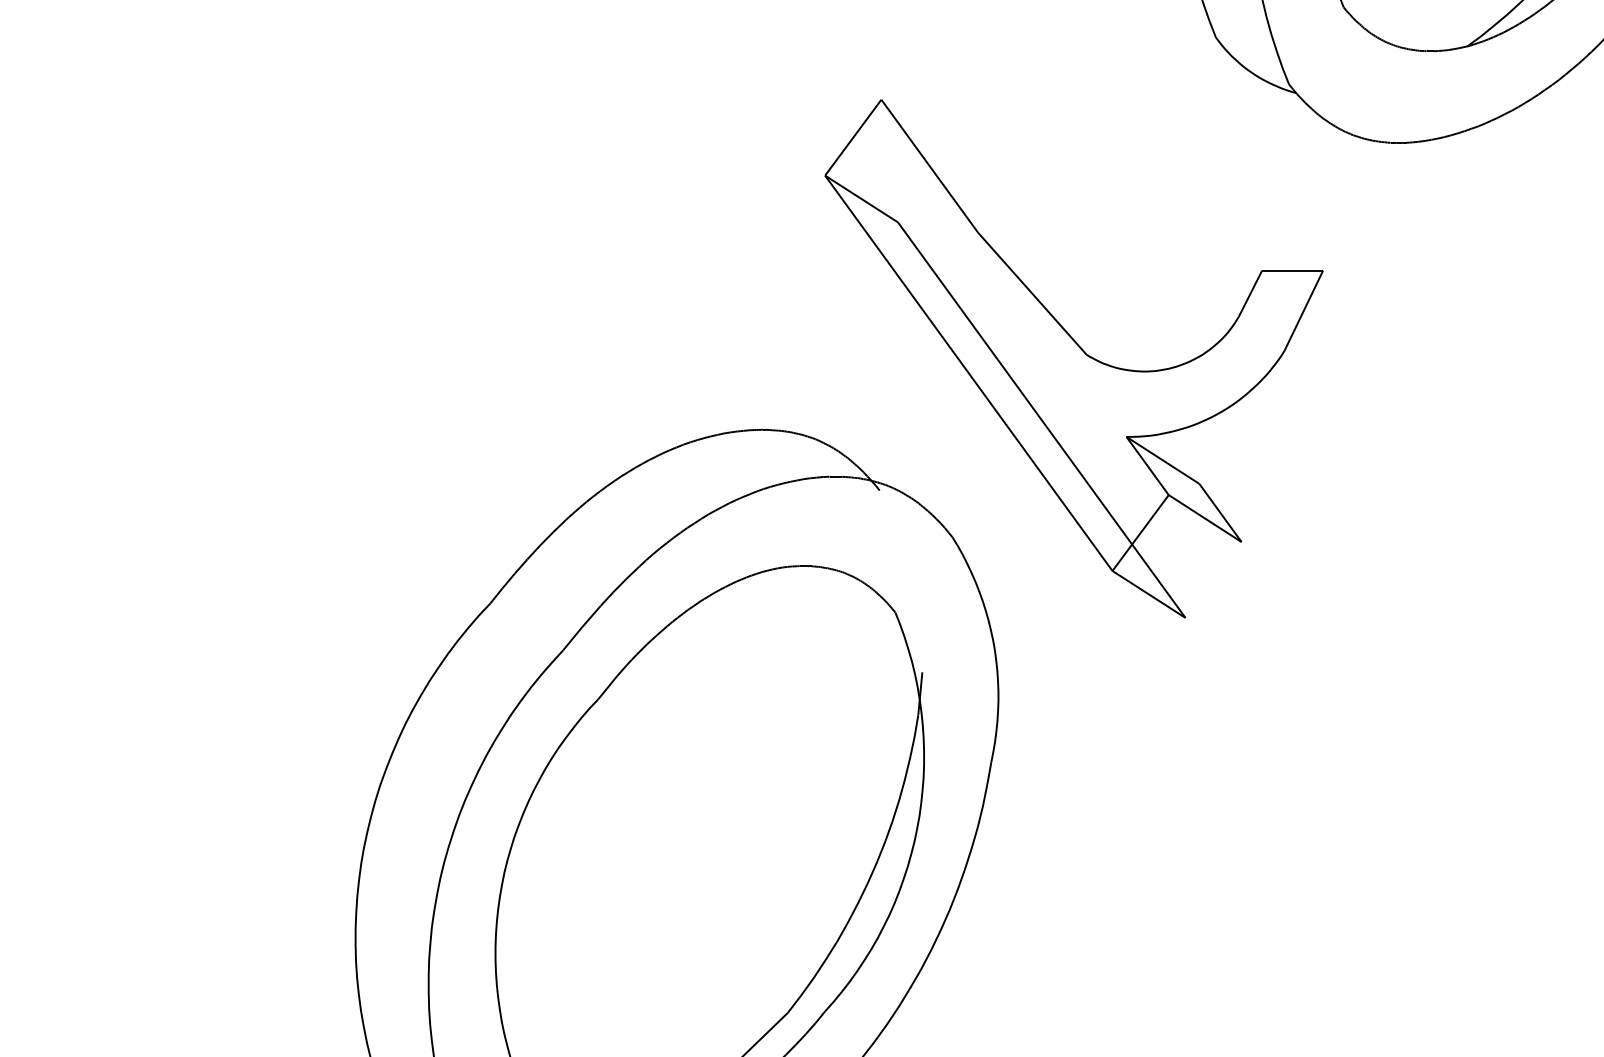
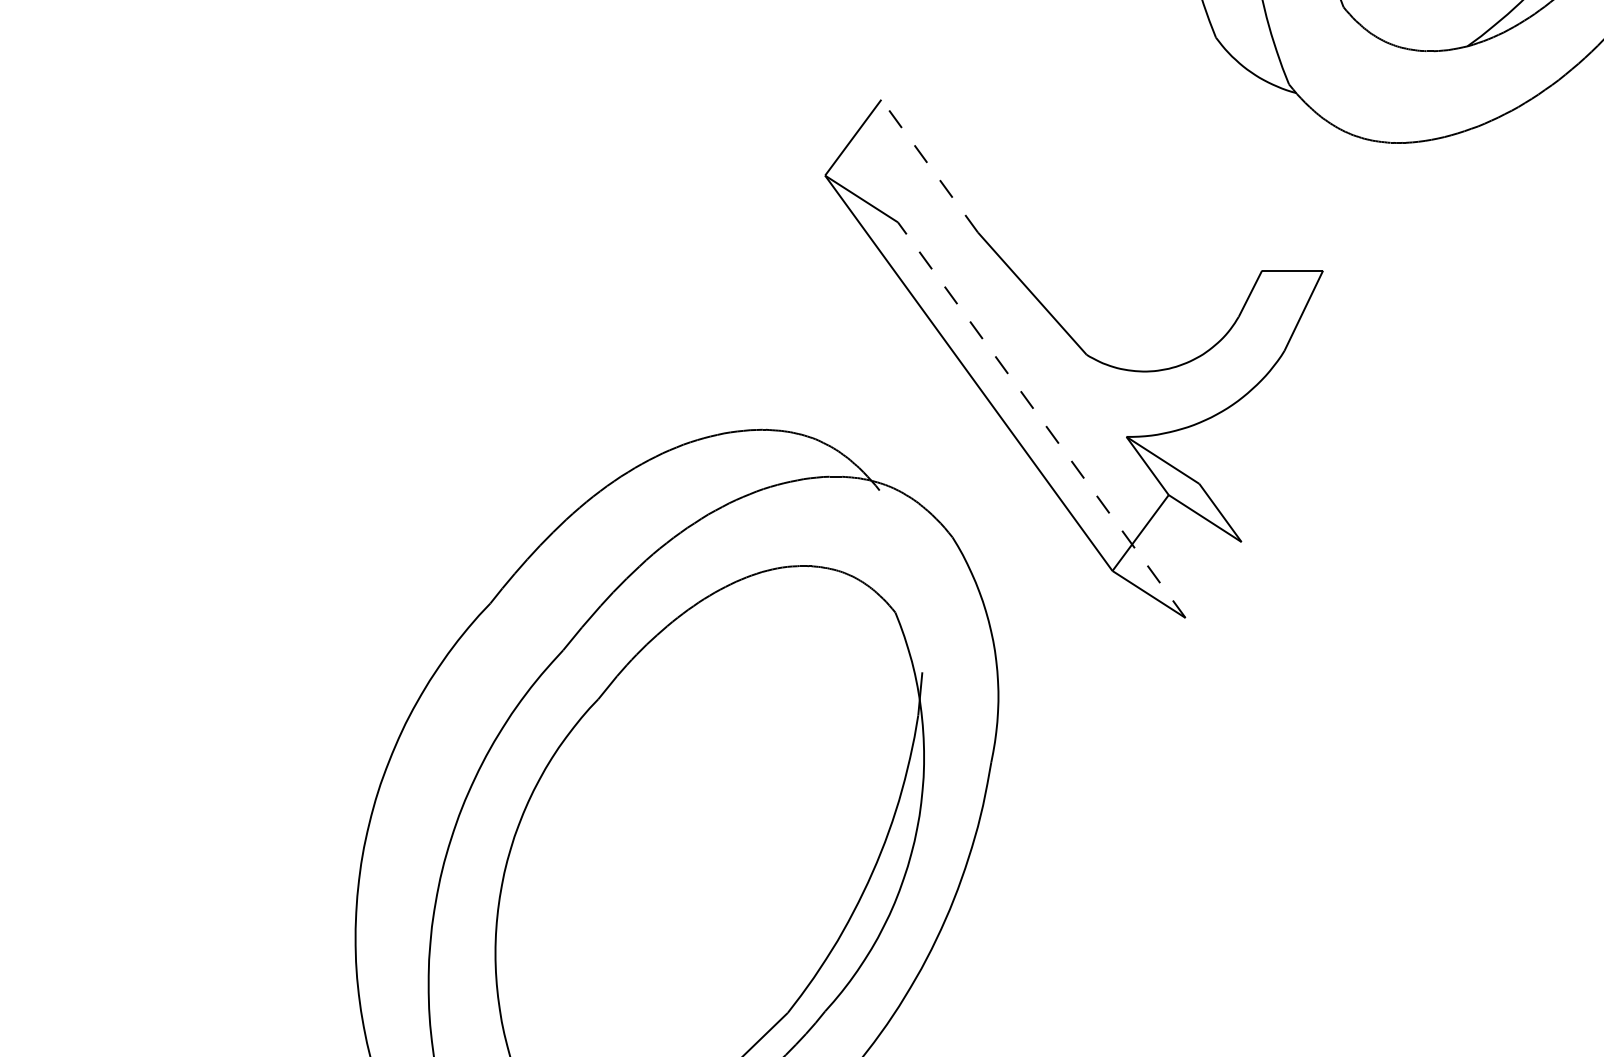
line: solid -> dashed (929, 165)
line: solid -> dashed (1041, 420)
